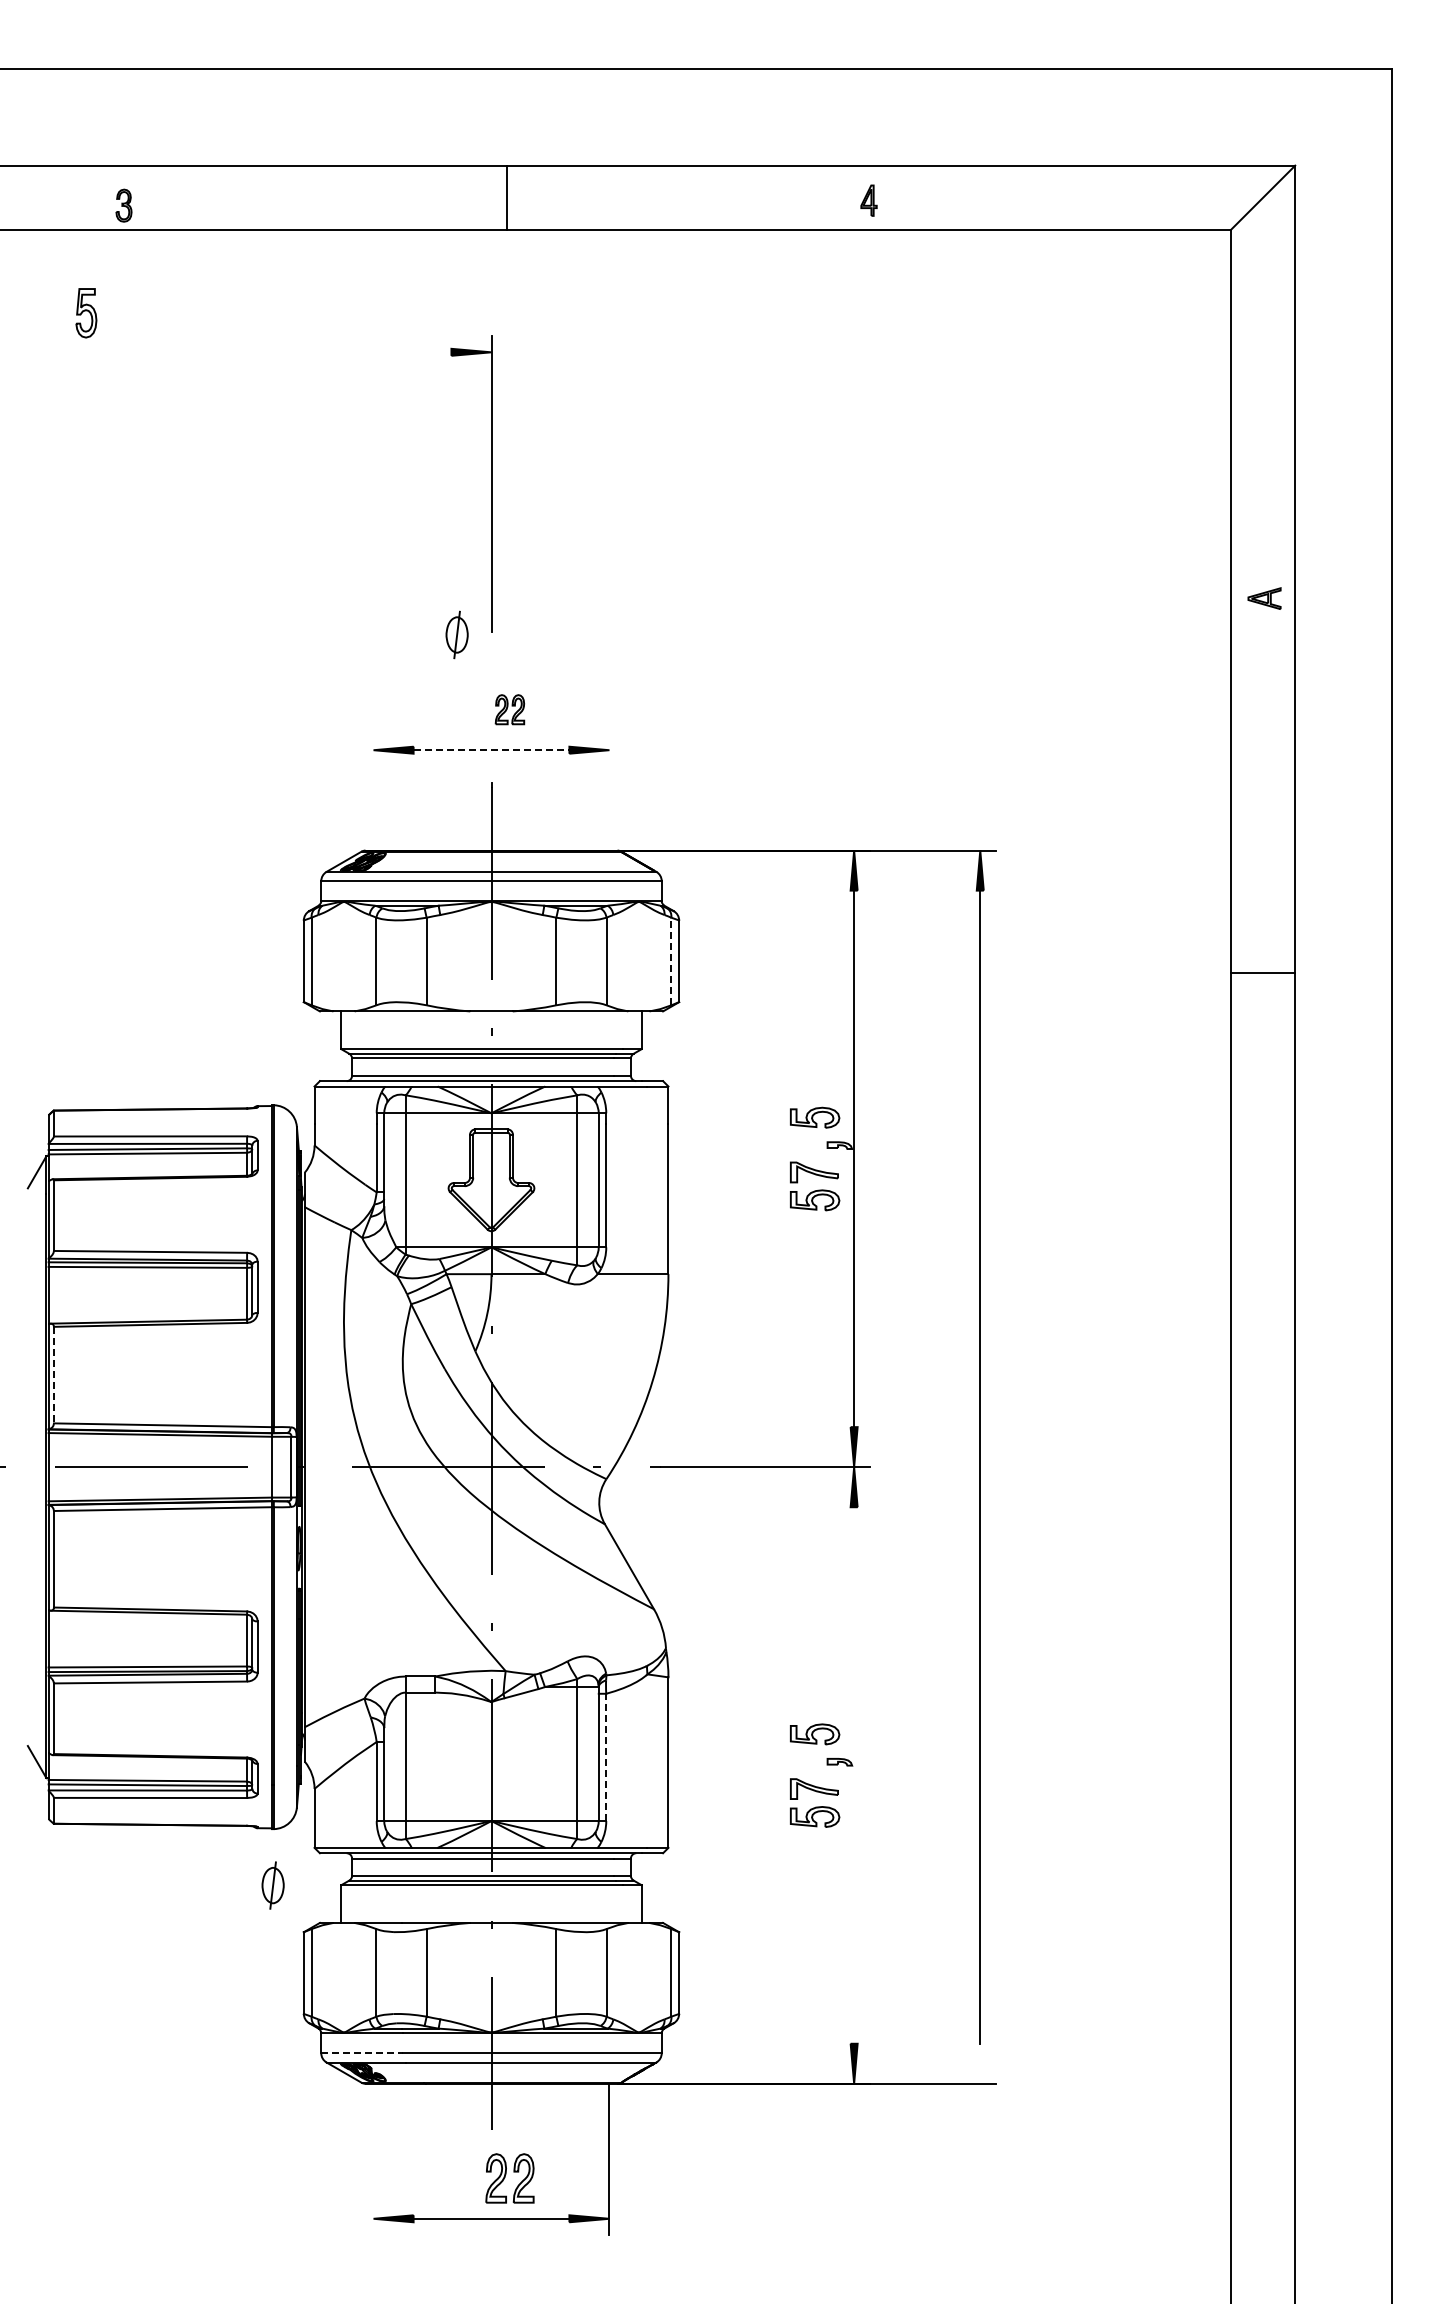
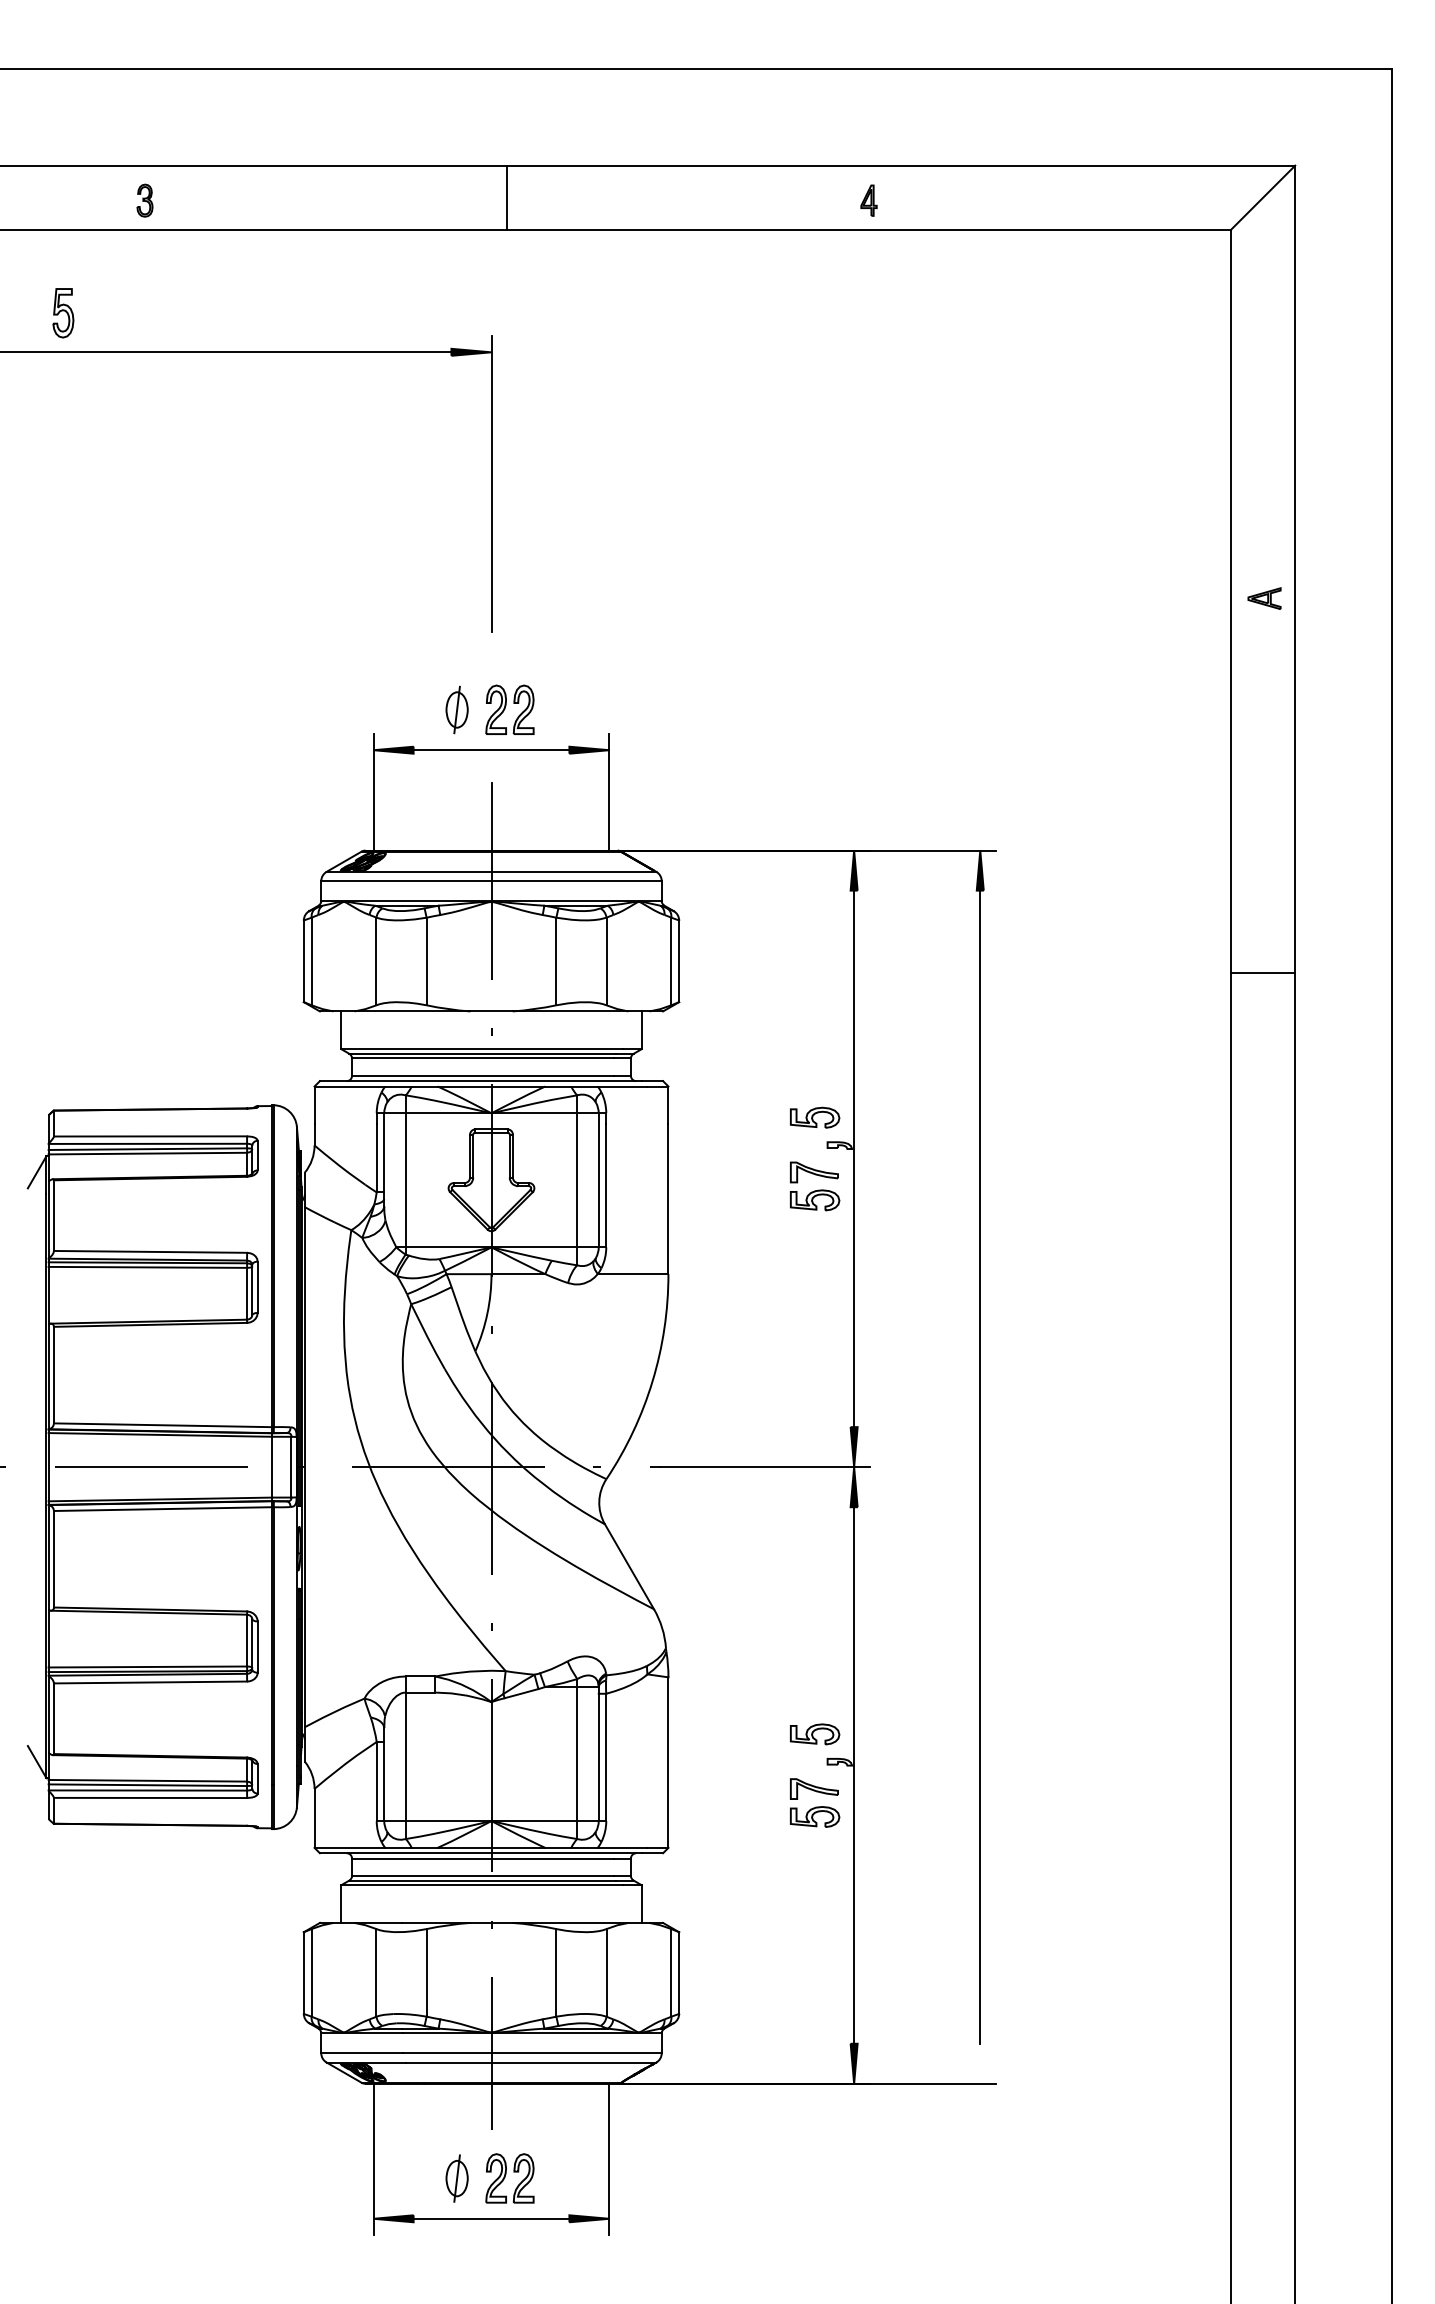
part position: (123, 205) -> (144, 200) (144, 200)
part position: (86, 313) -> (63, 313) (63, 313)
line: none -> present (226, 352)
part position: (456, 634) -> (456, 709) (456, 709)
part size: 32x32 px -> 50x51 px (509, 709)
line: dashed -> solid (491, 750)
line: none -> present (373, 792)
line: none -> present (609, 792)
line: dashed -> solid (671, 961)
line: dashed -> solid (53, 1375)
line: dashed -> solid (606, 1757)
line: none -> present (854, 1775)
part position: (272, 1885) -> (456, 2178) (456, 2178)
line: dashed -> solid (362, 2053)
line: none -> present (373, 2158)
